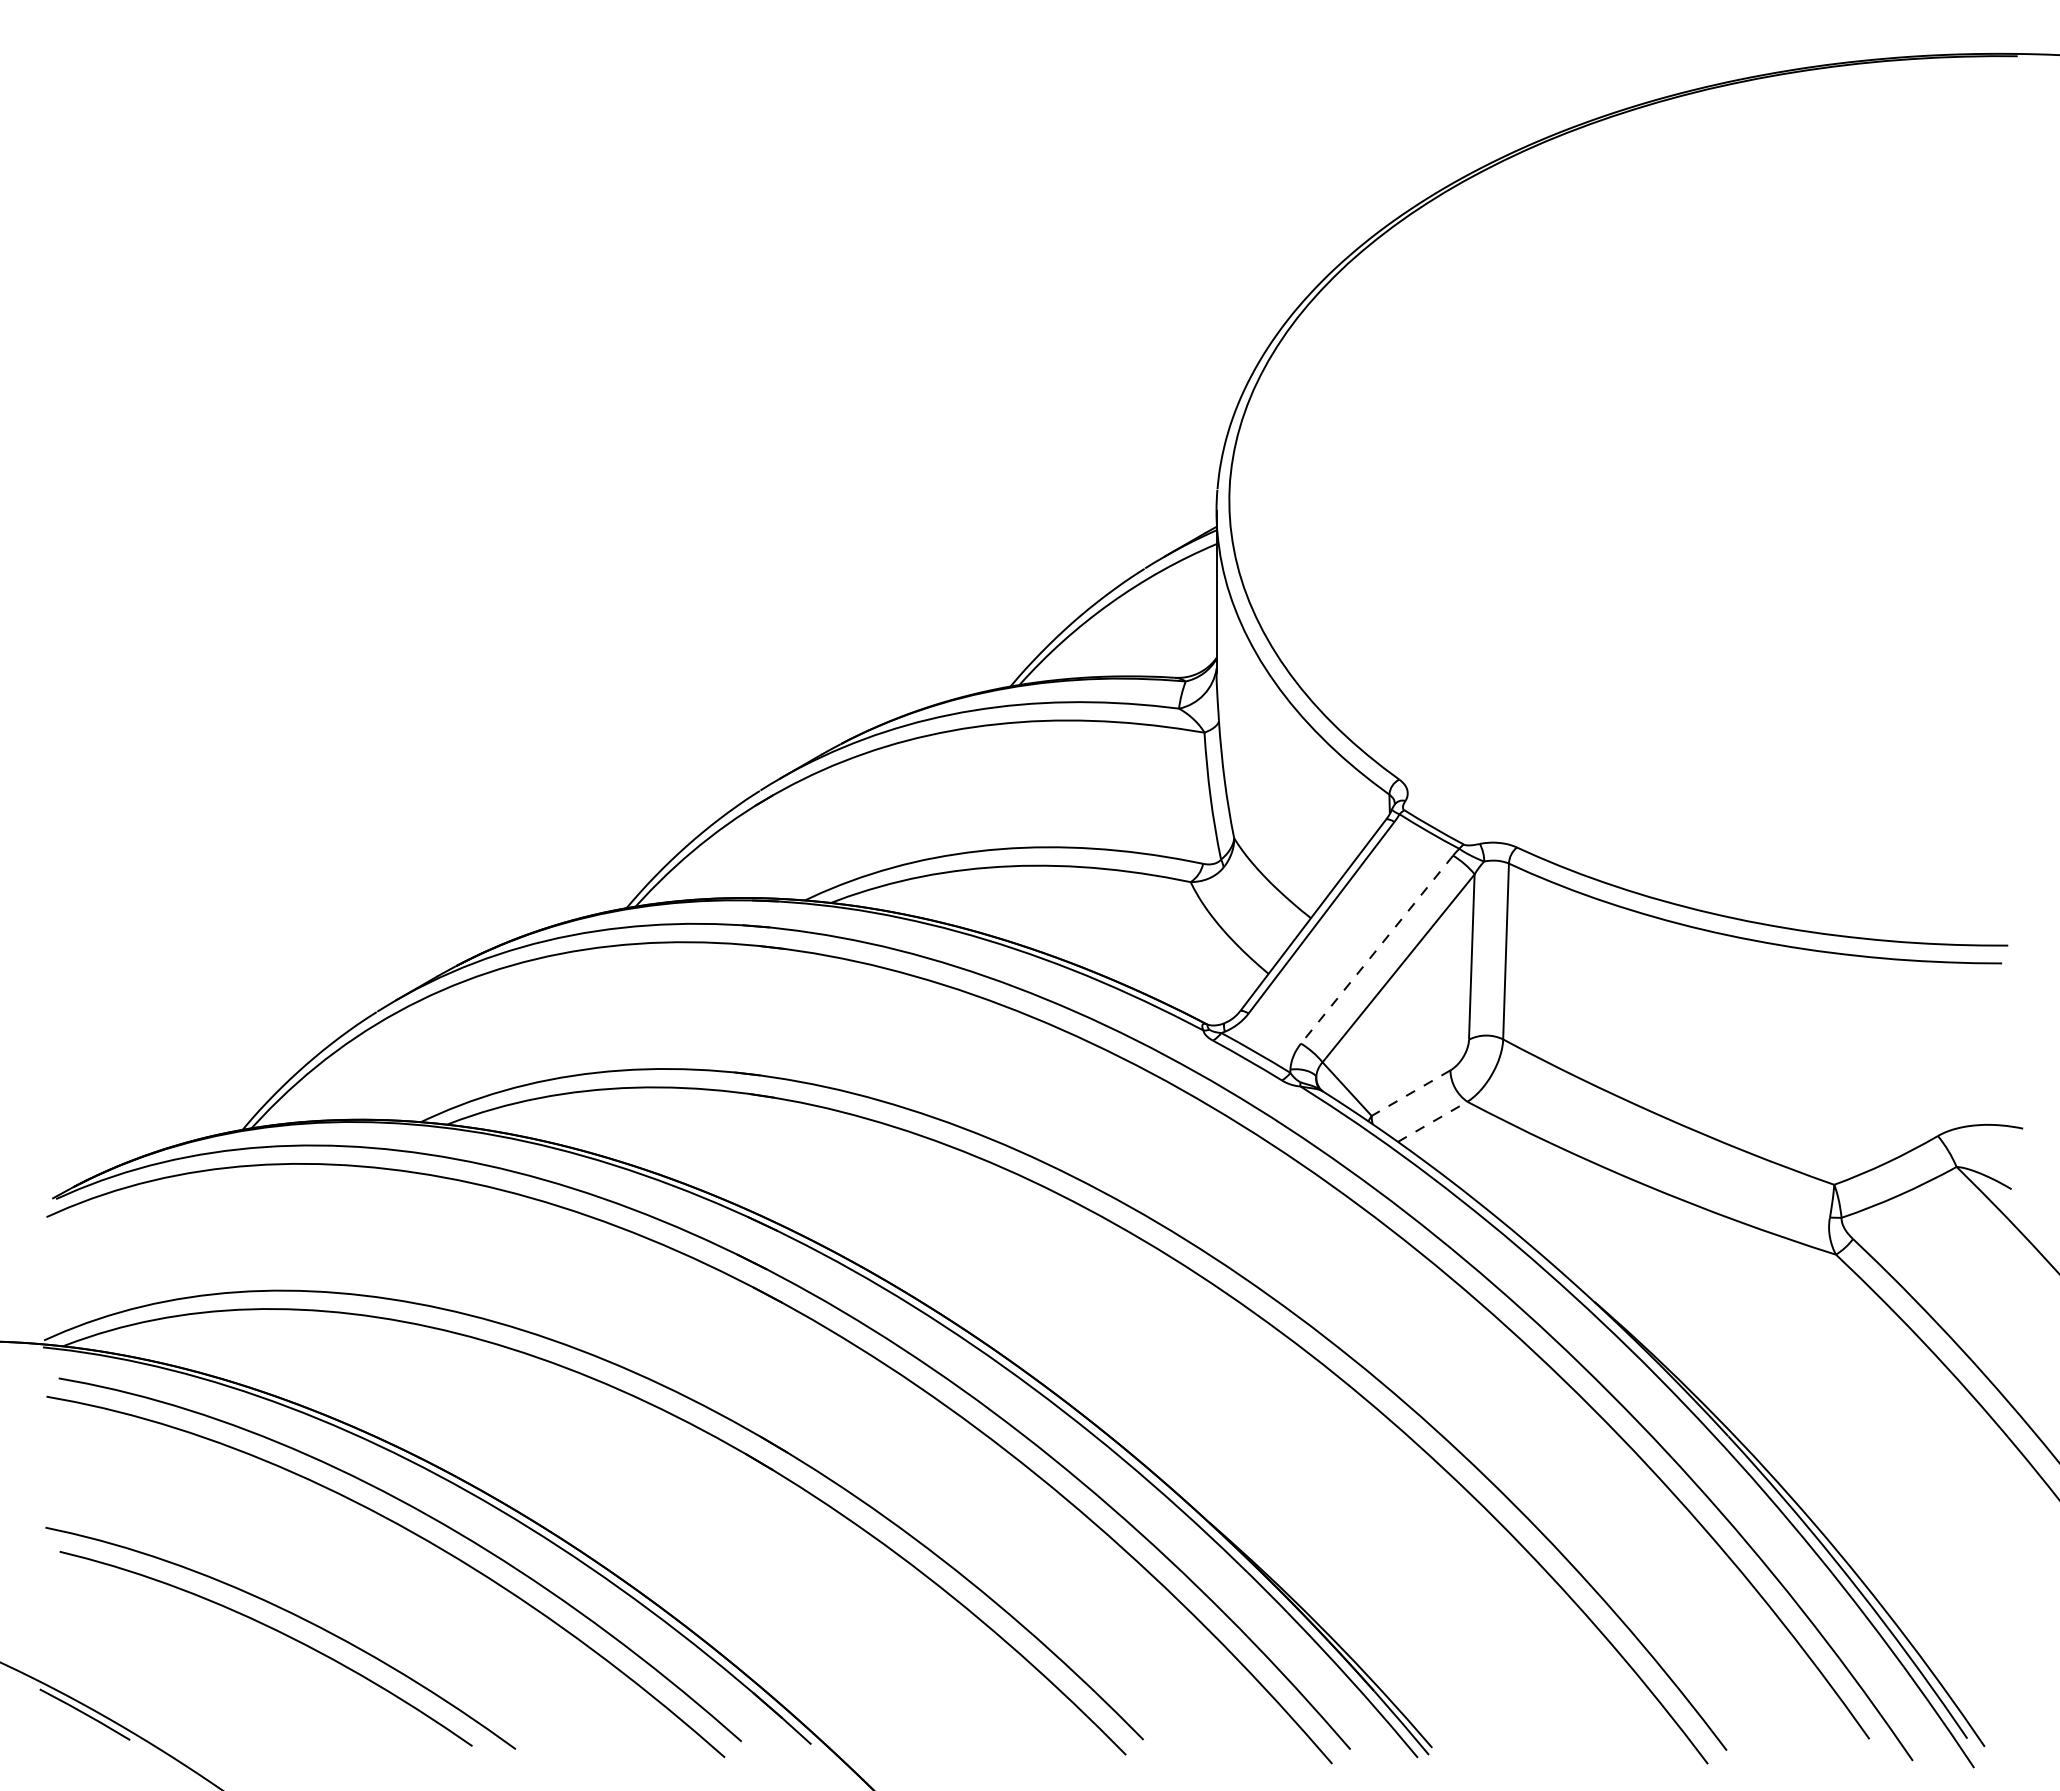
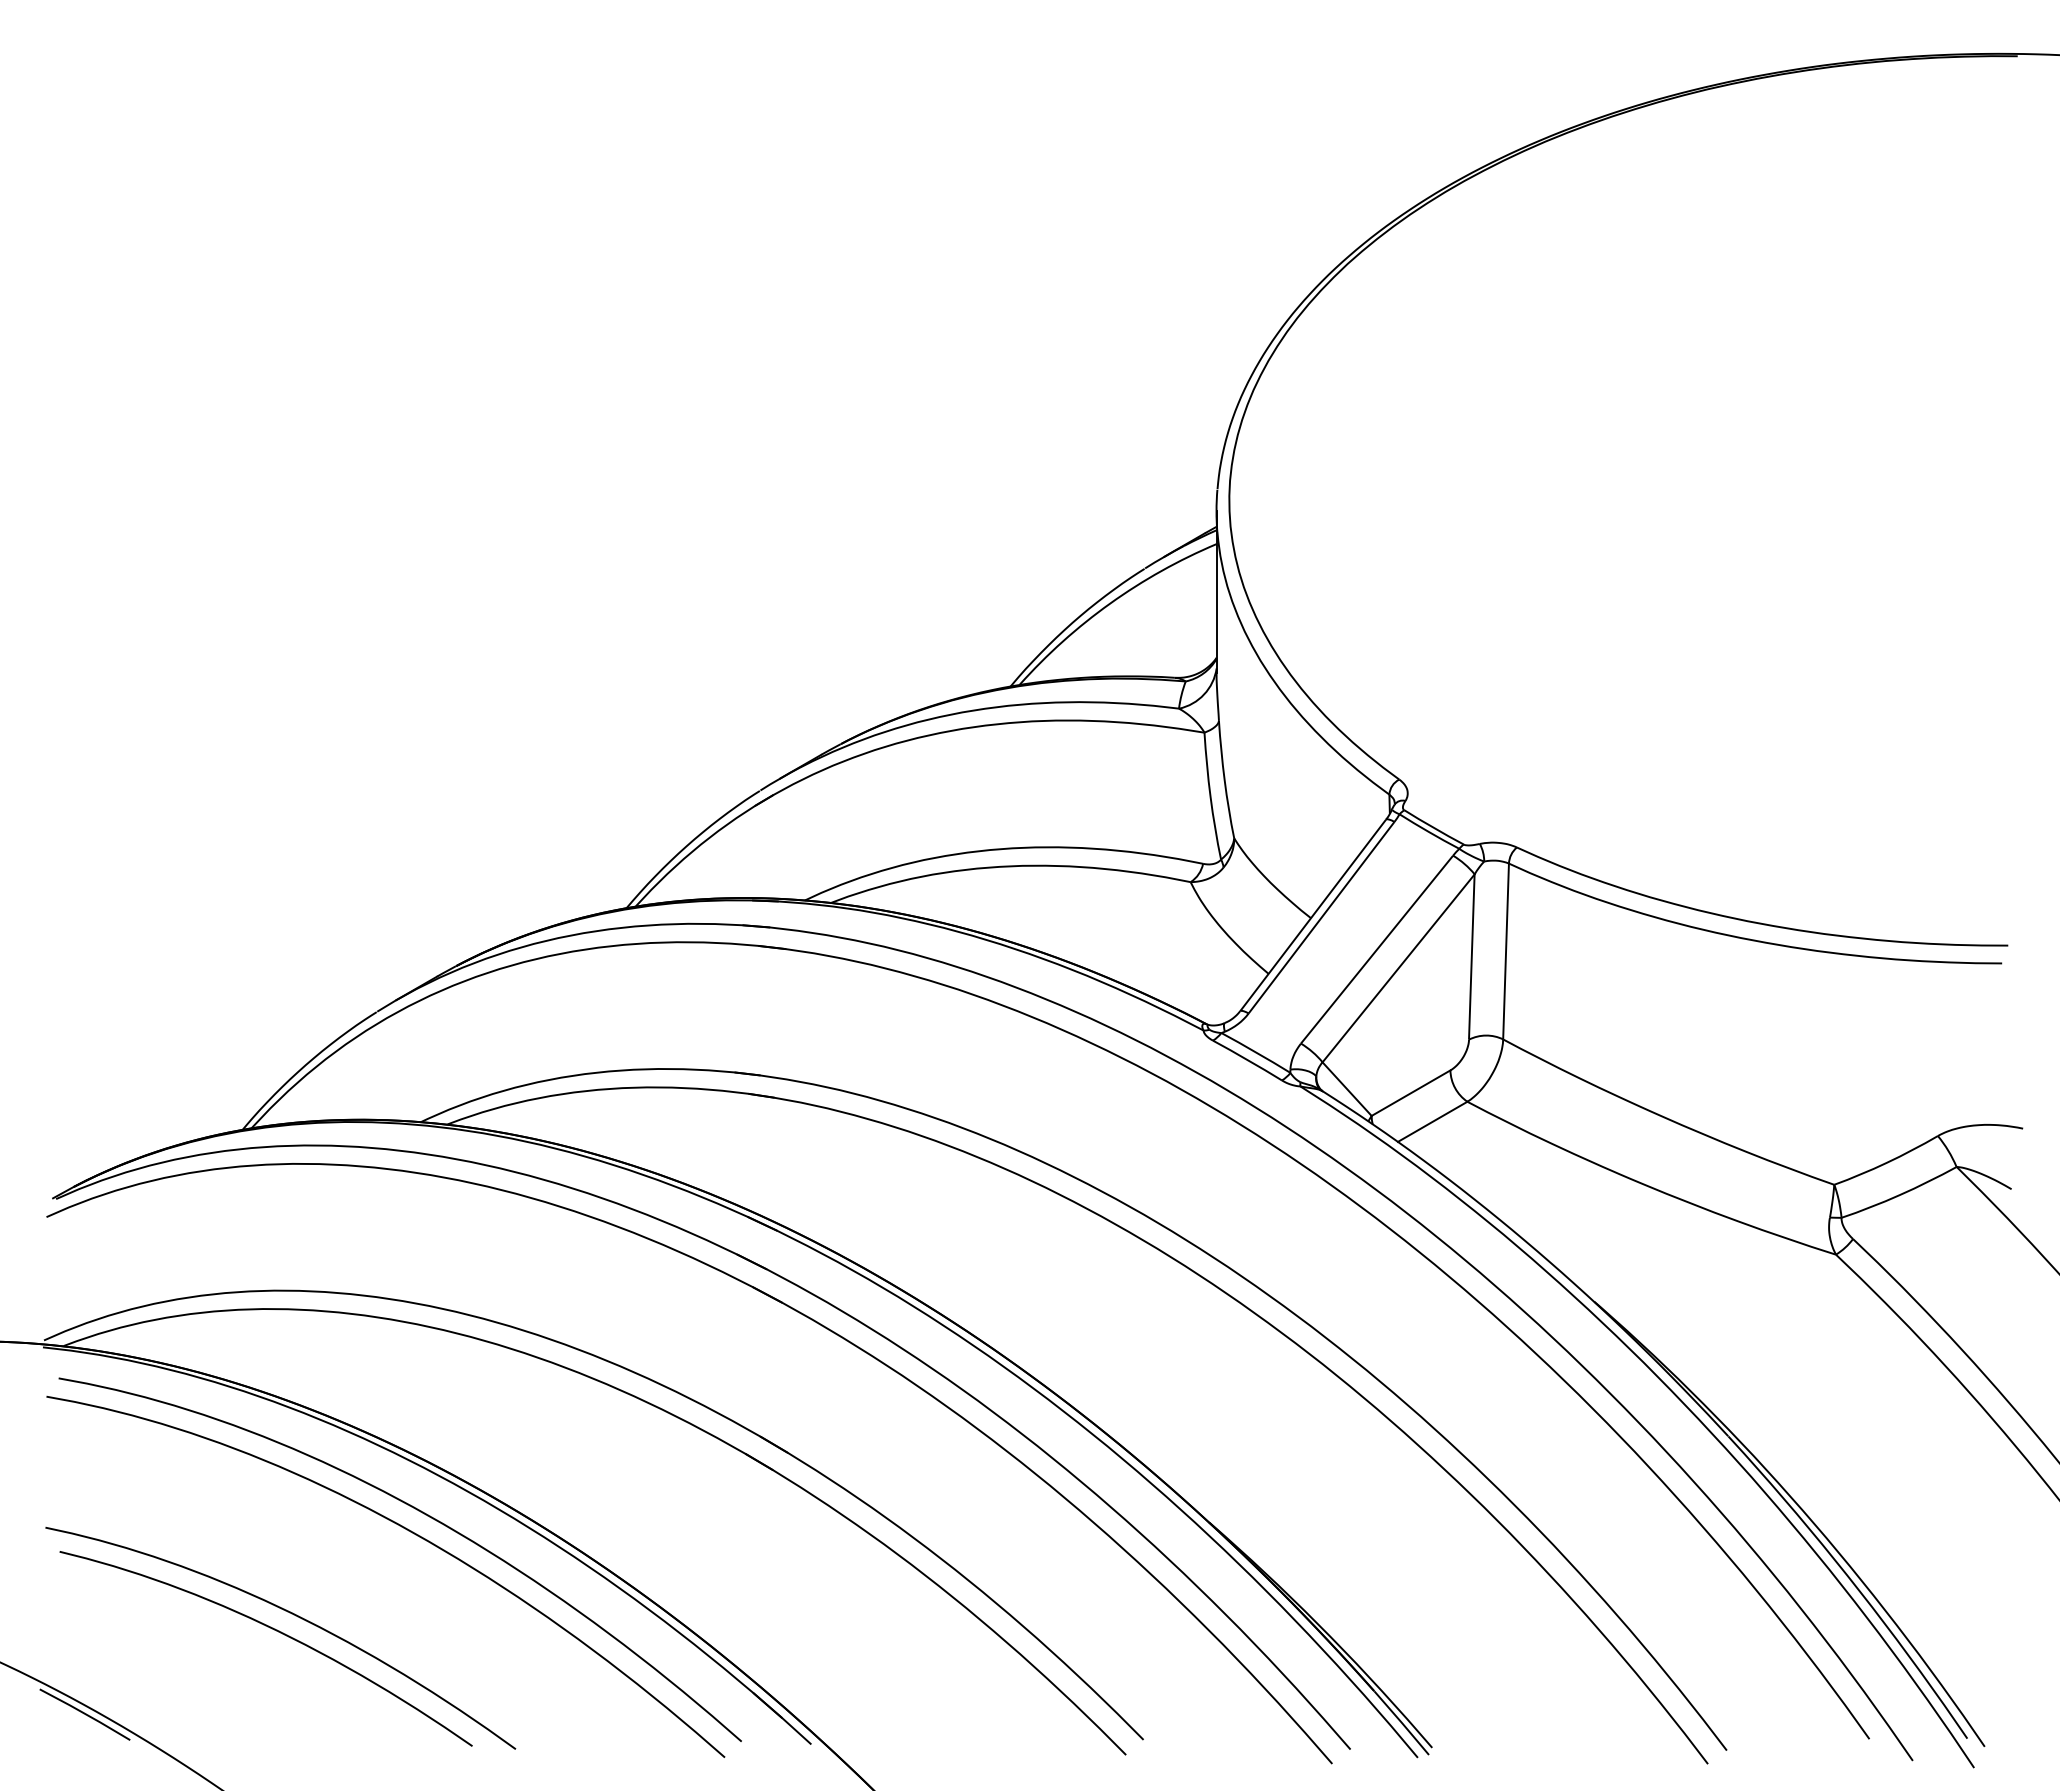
line: dashed -> solid (1376, 950)
line: dashed -> solid (1410, 1093)
line: dashed -> solid (1433, 1121)
